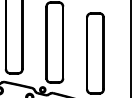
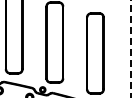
line: solid -> dashed (131, 49)
